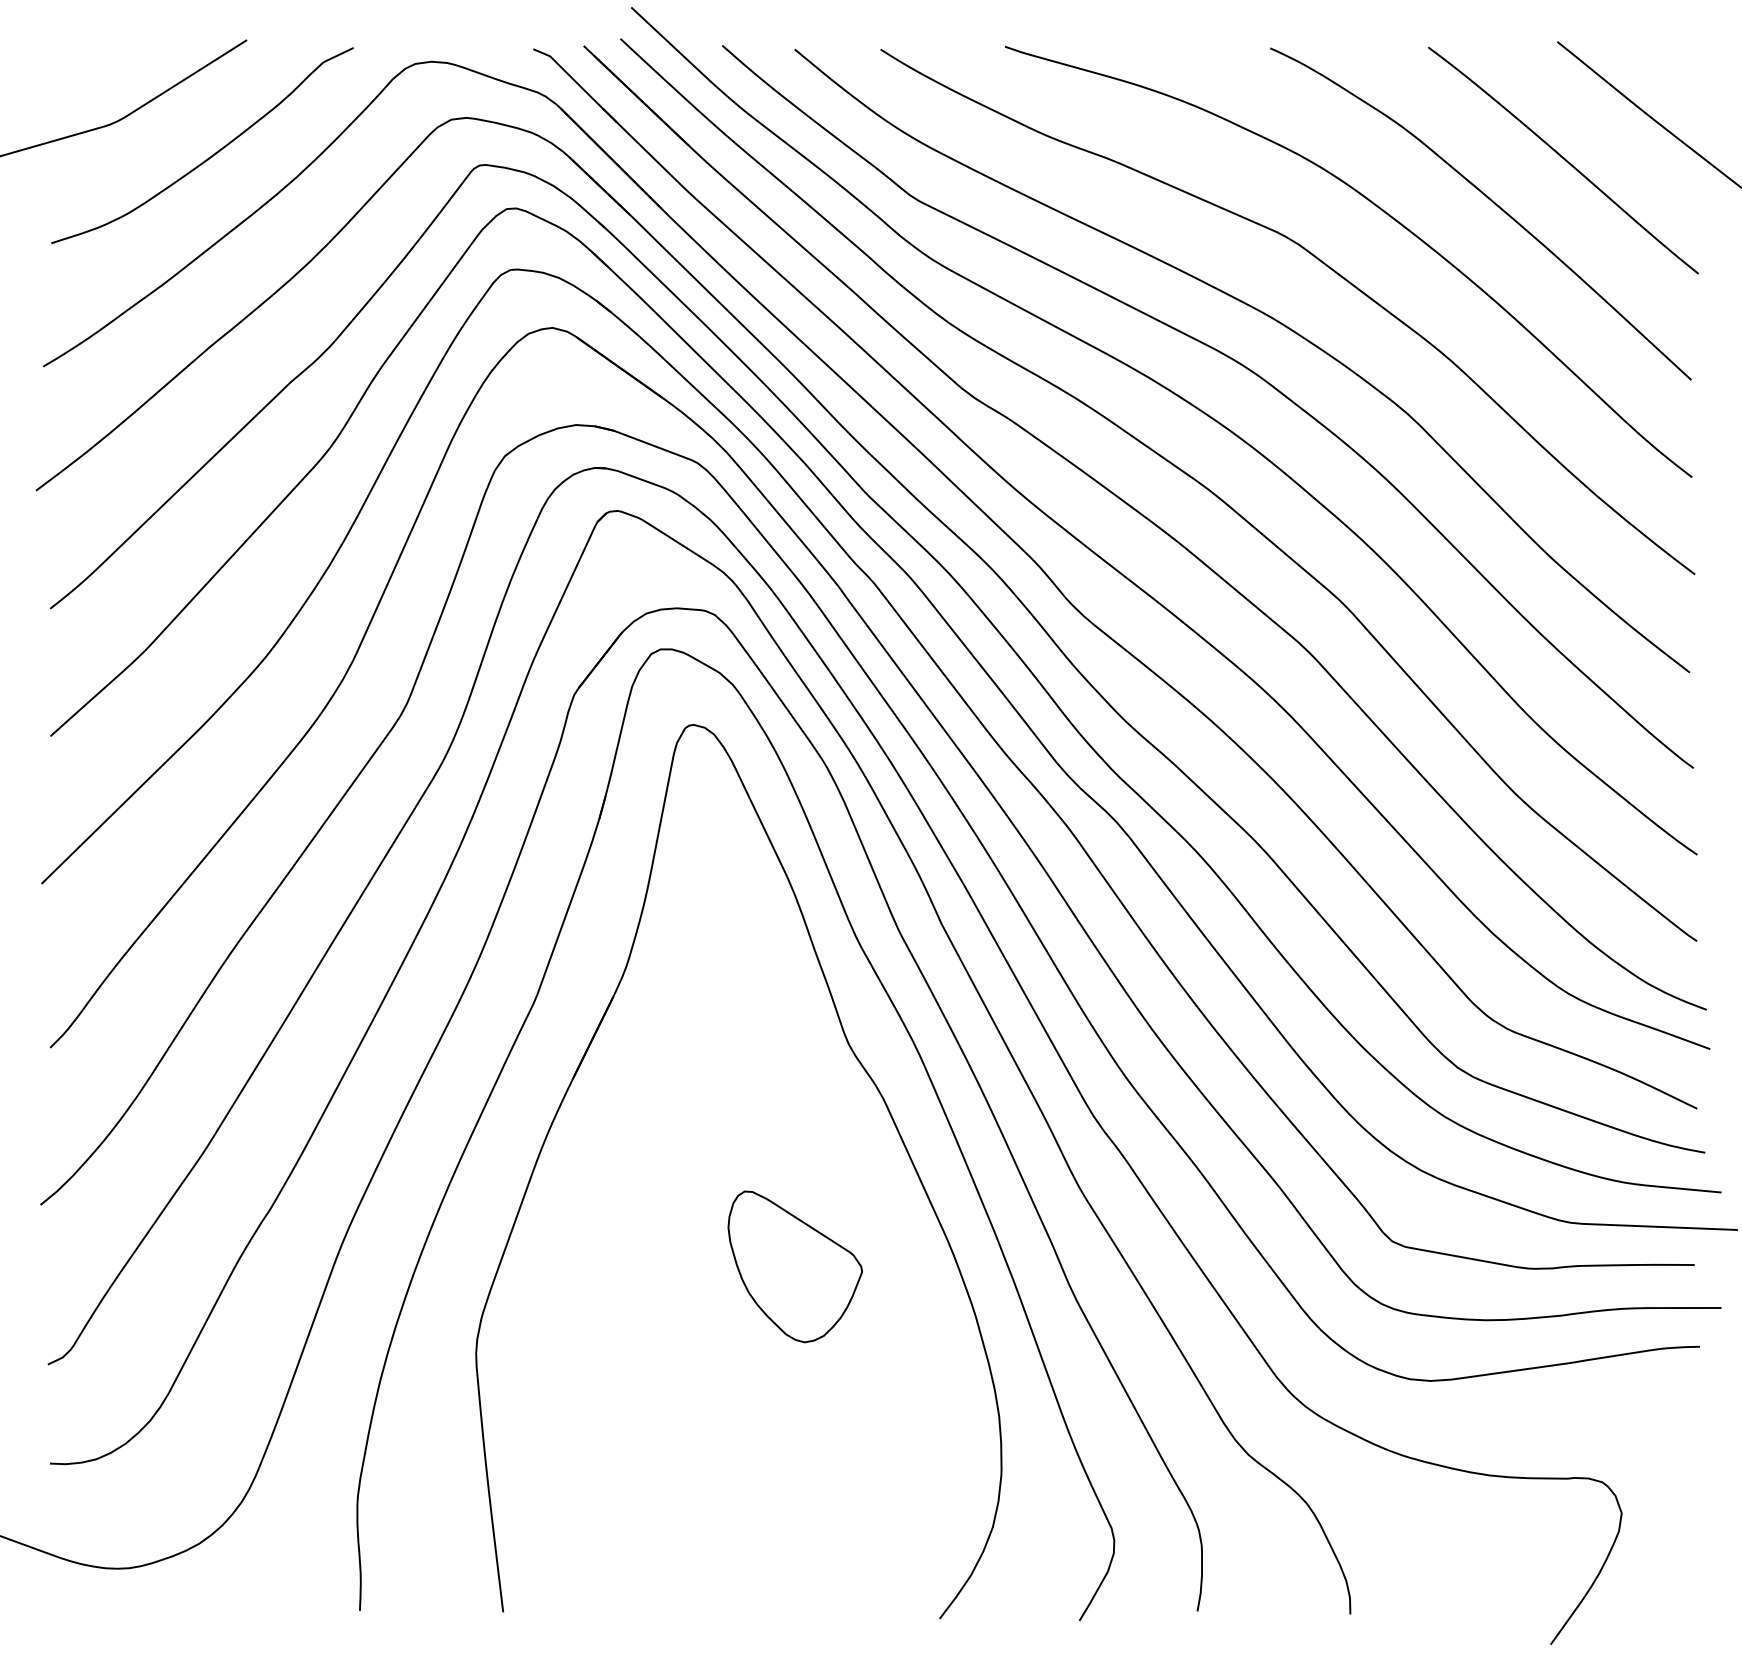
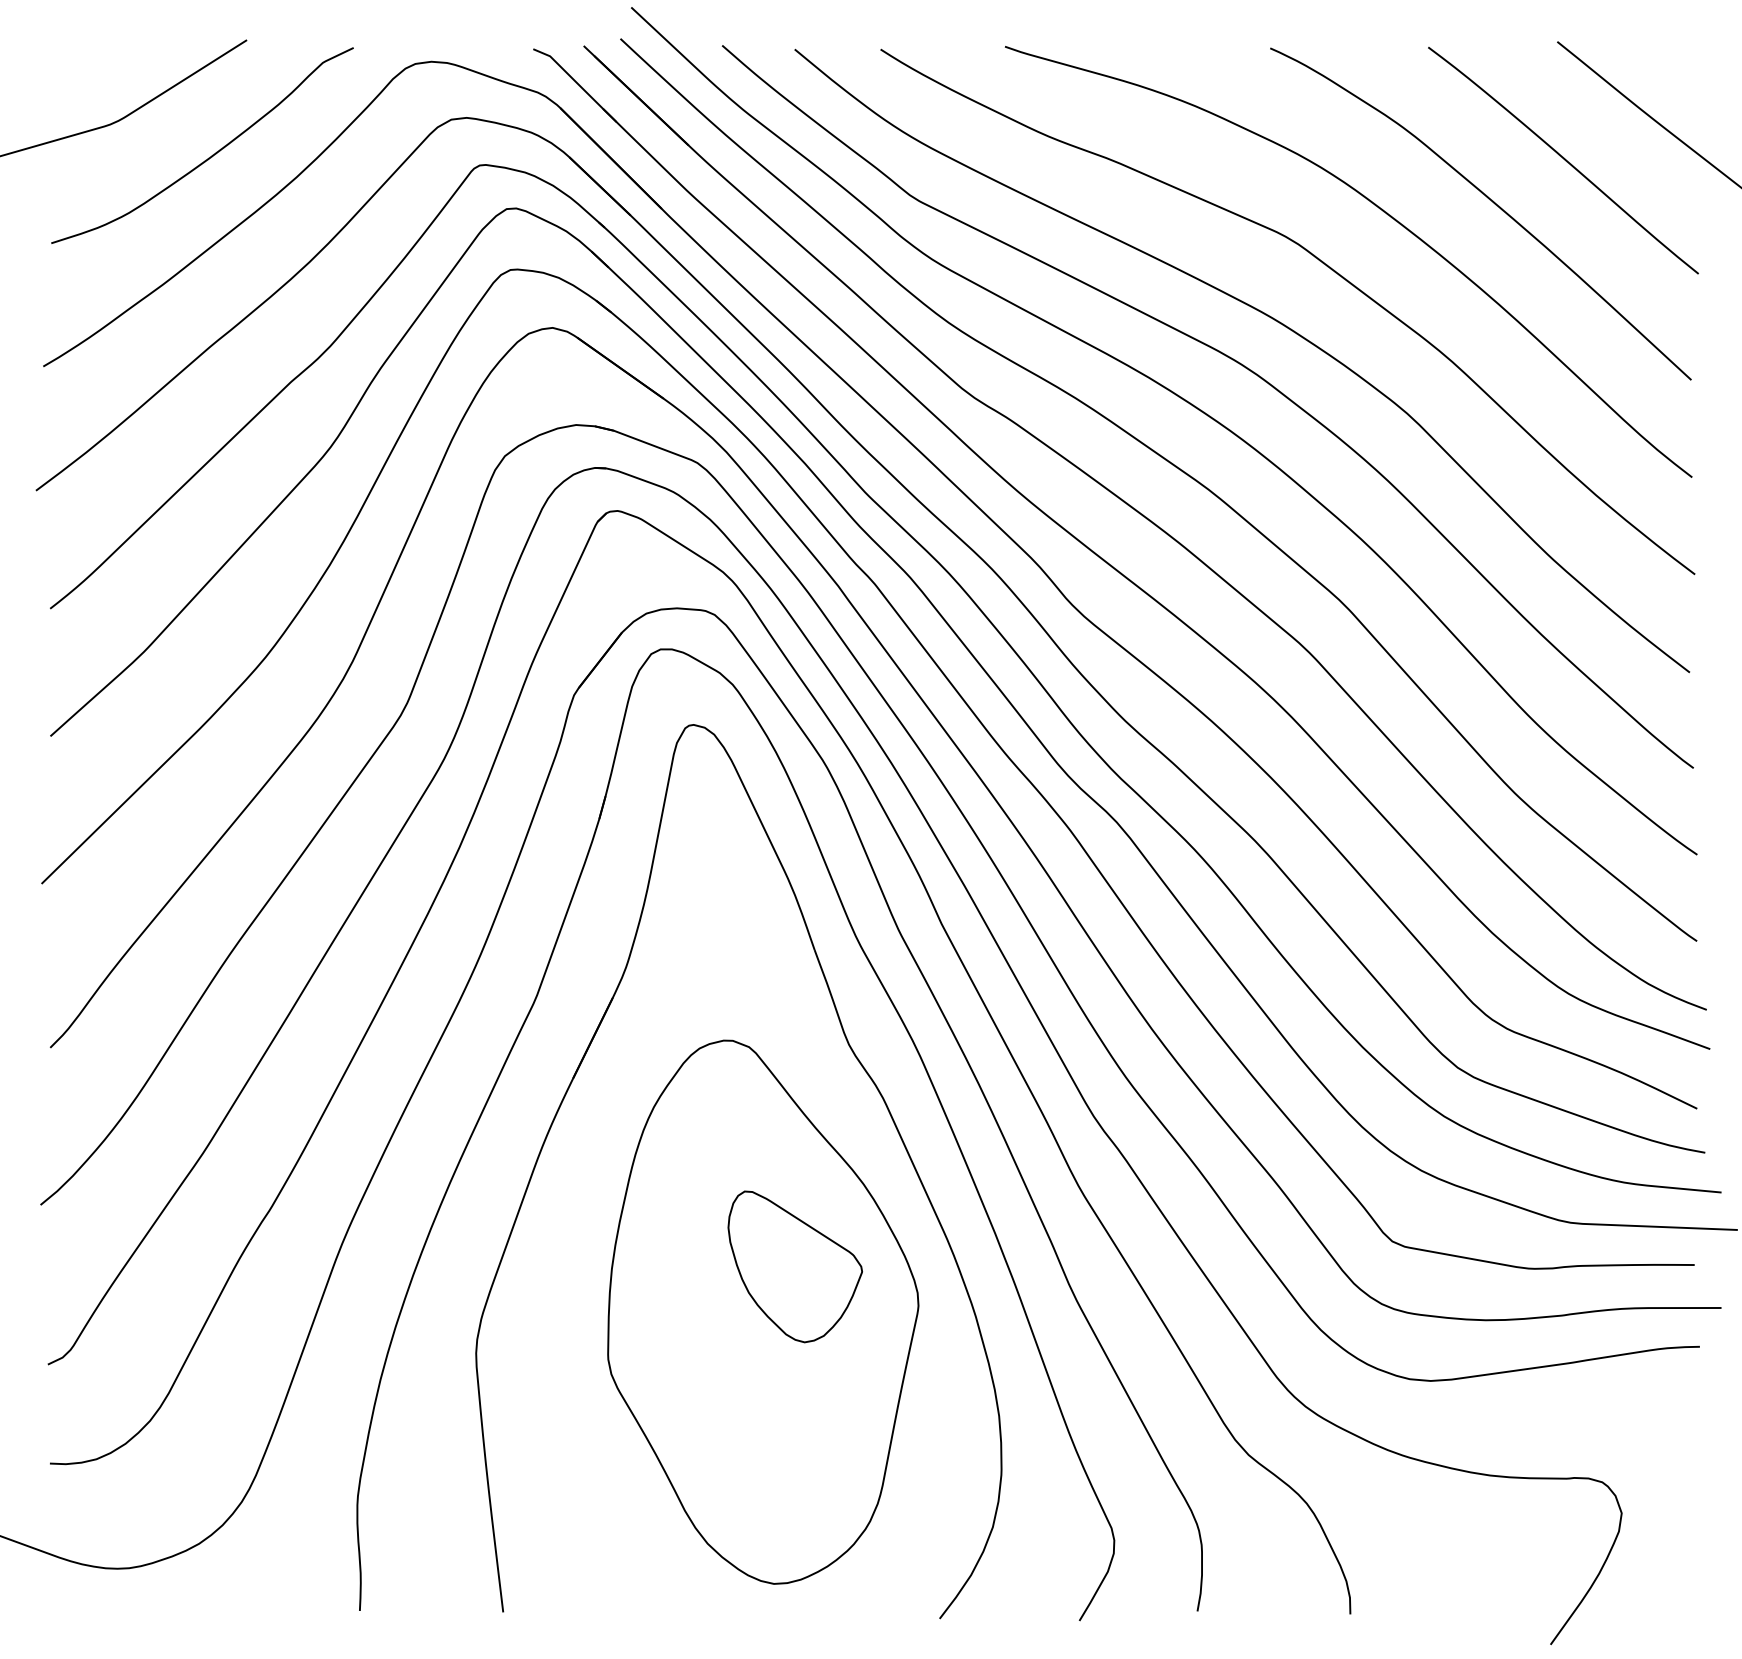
part: none -> present (763, 1311)
